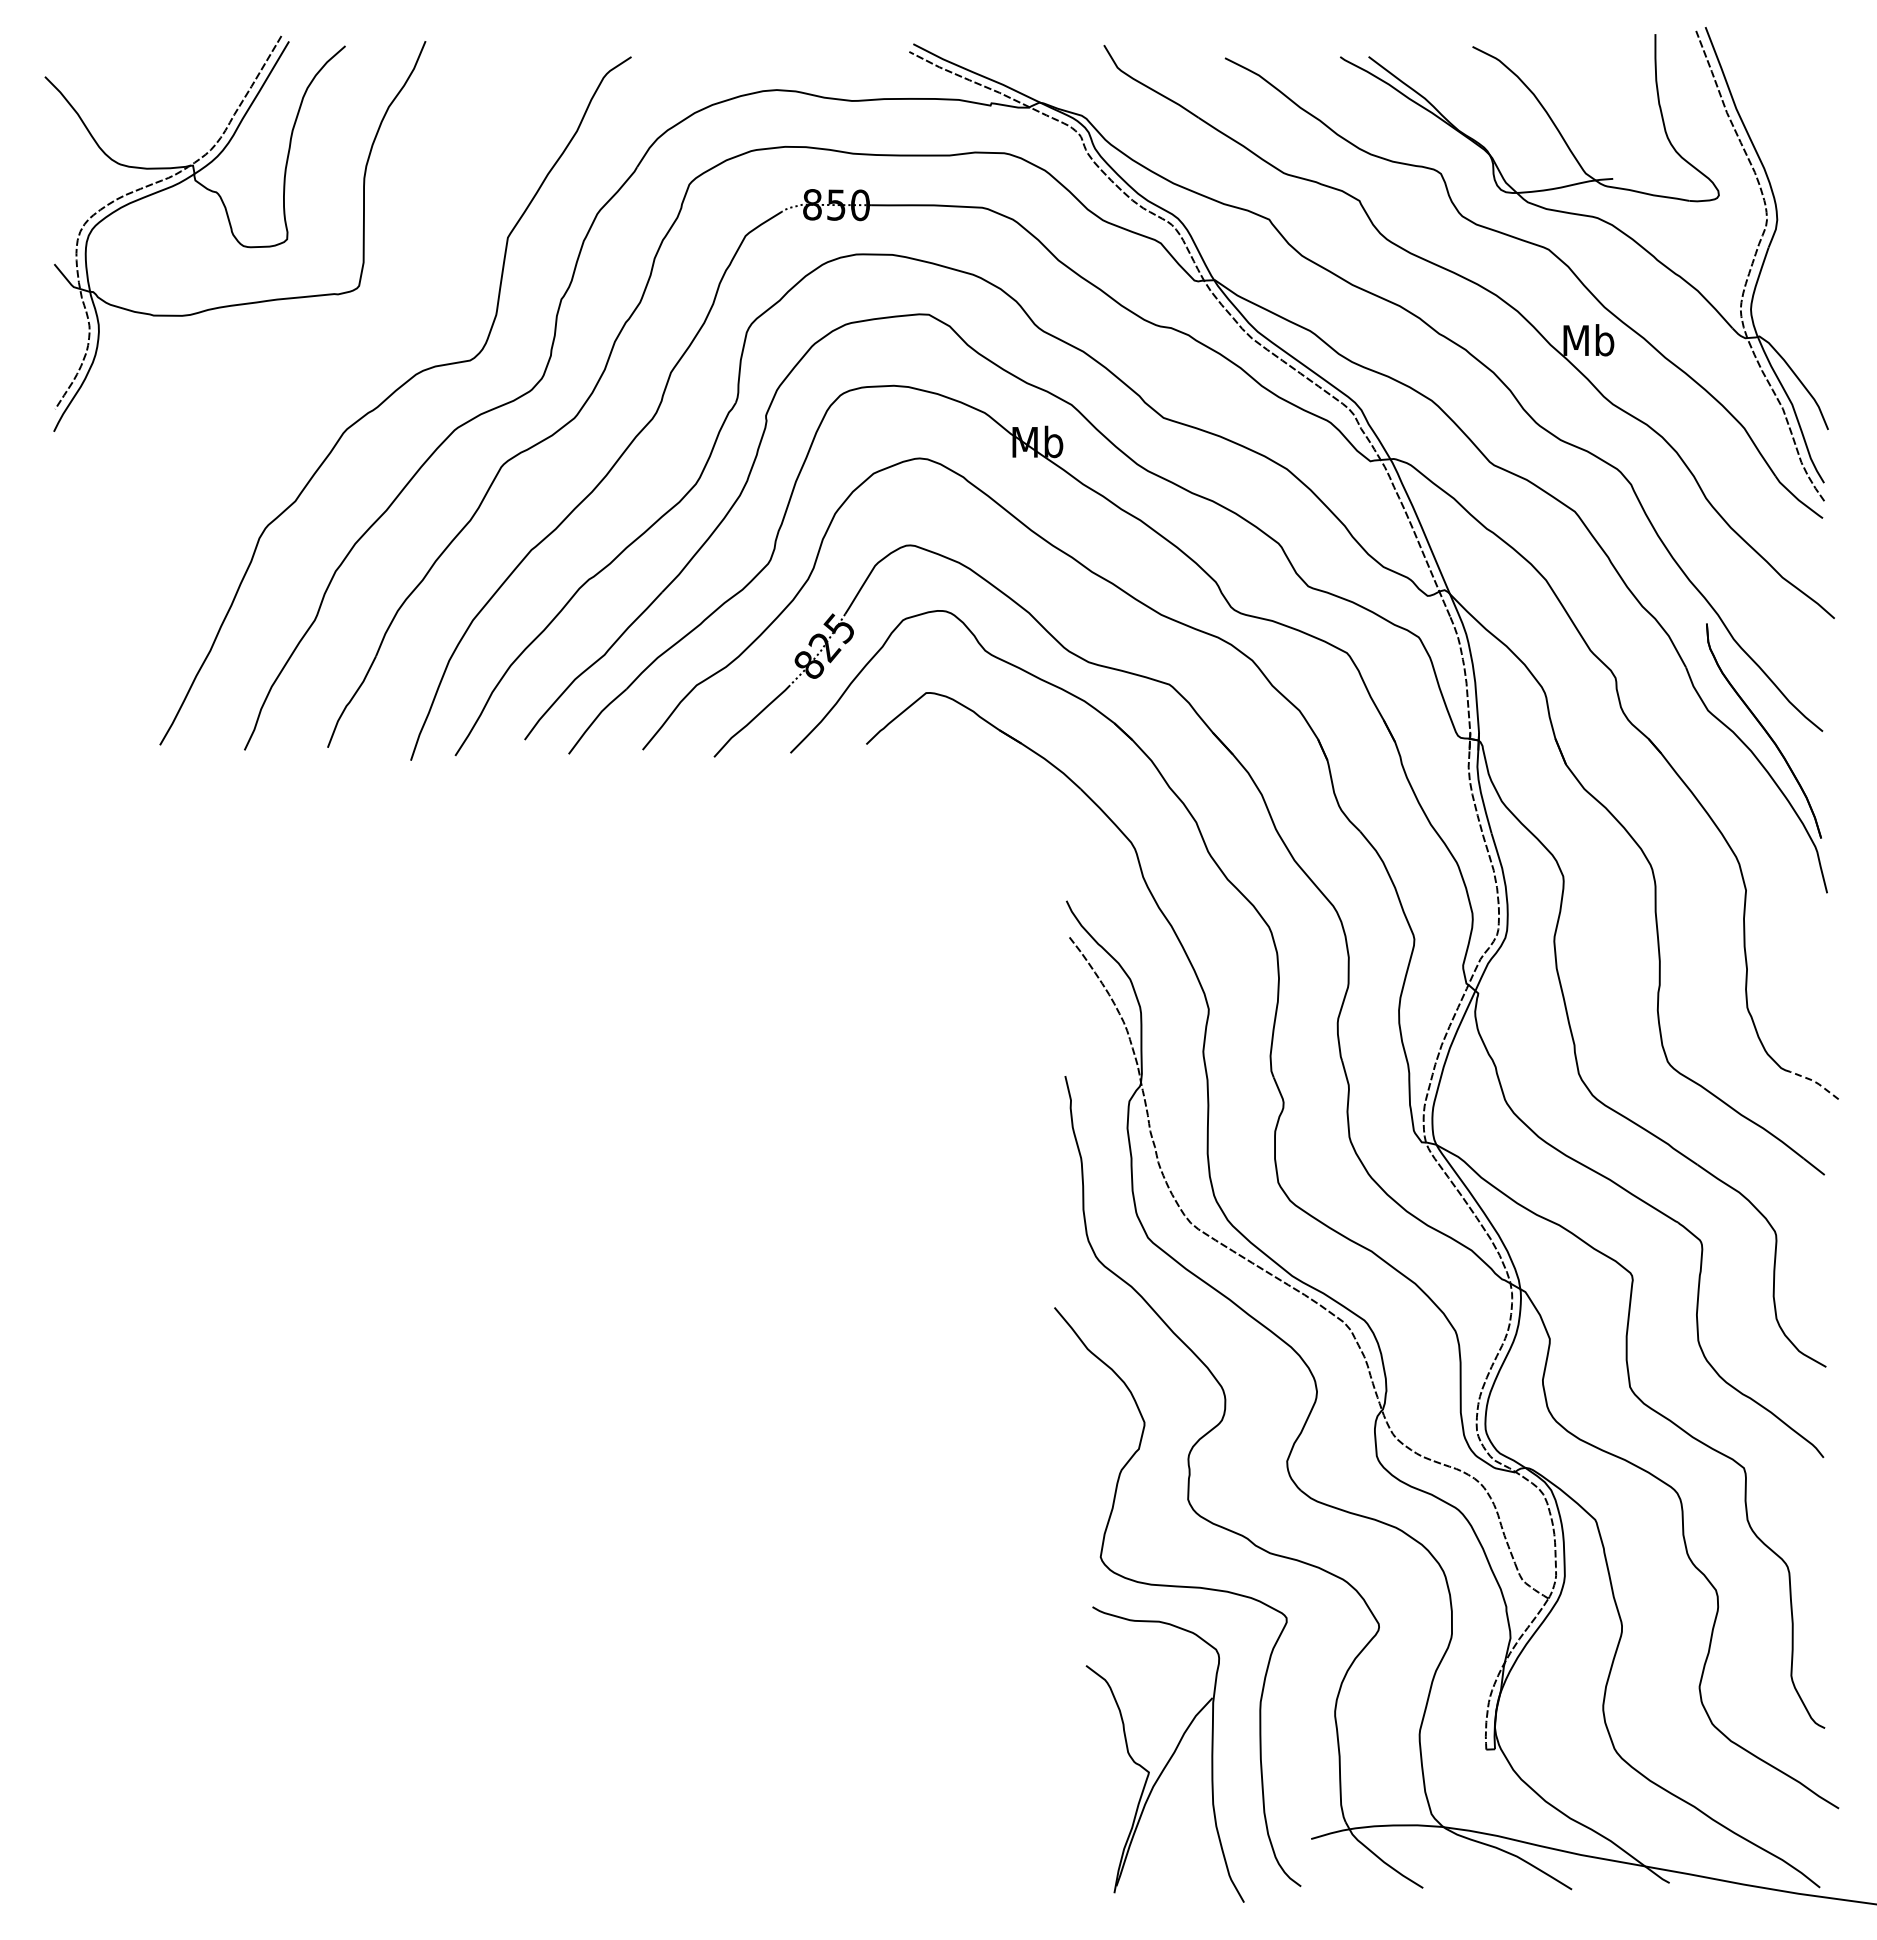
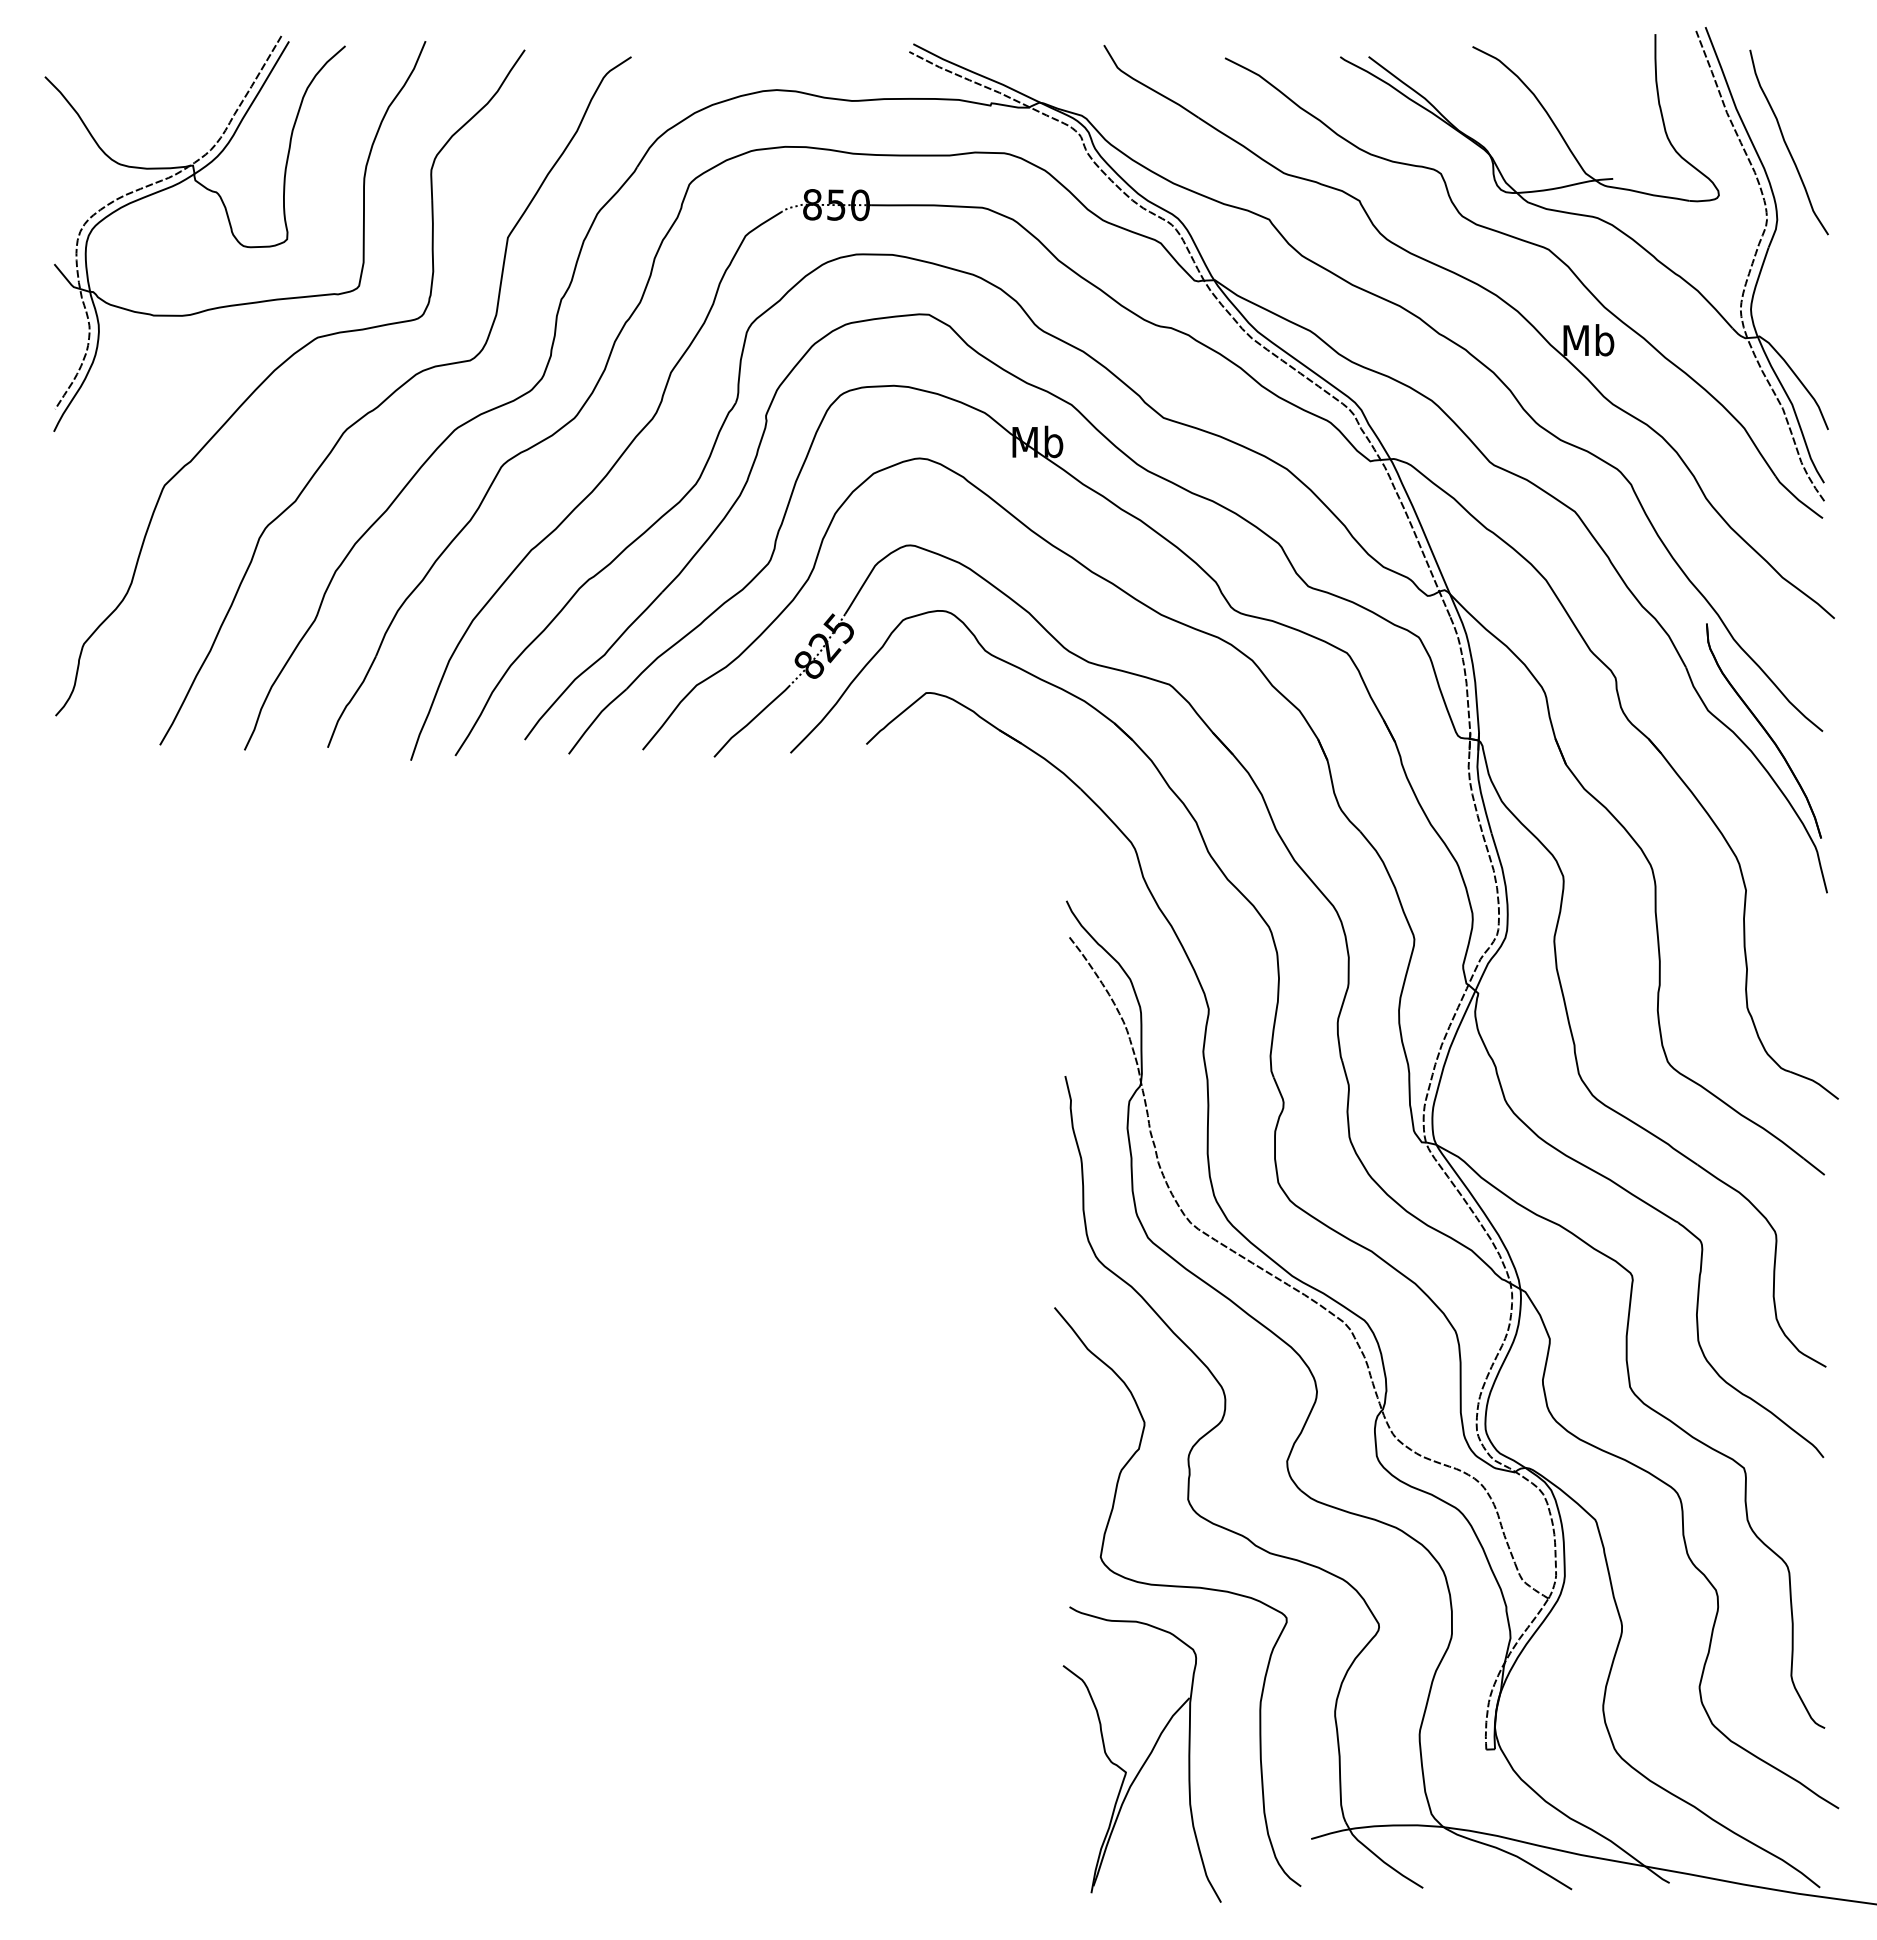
curve: none -> present (1786, 142)
part: none -> present (277, 369)
line: dashed -> solid (1815, 1082)
part position: (1170, 1756) -> (1147, 1756) (1147, 1756)
